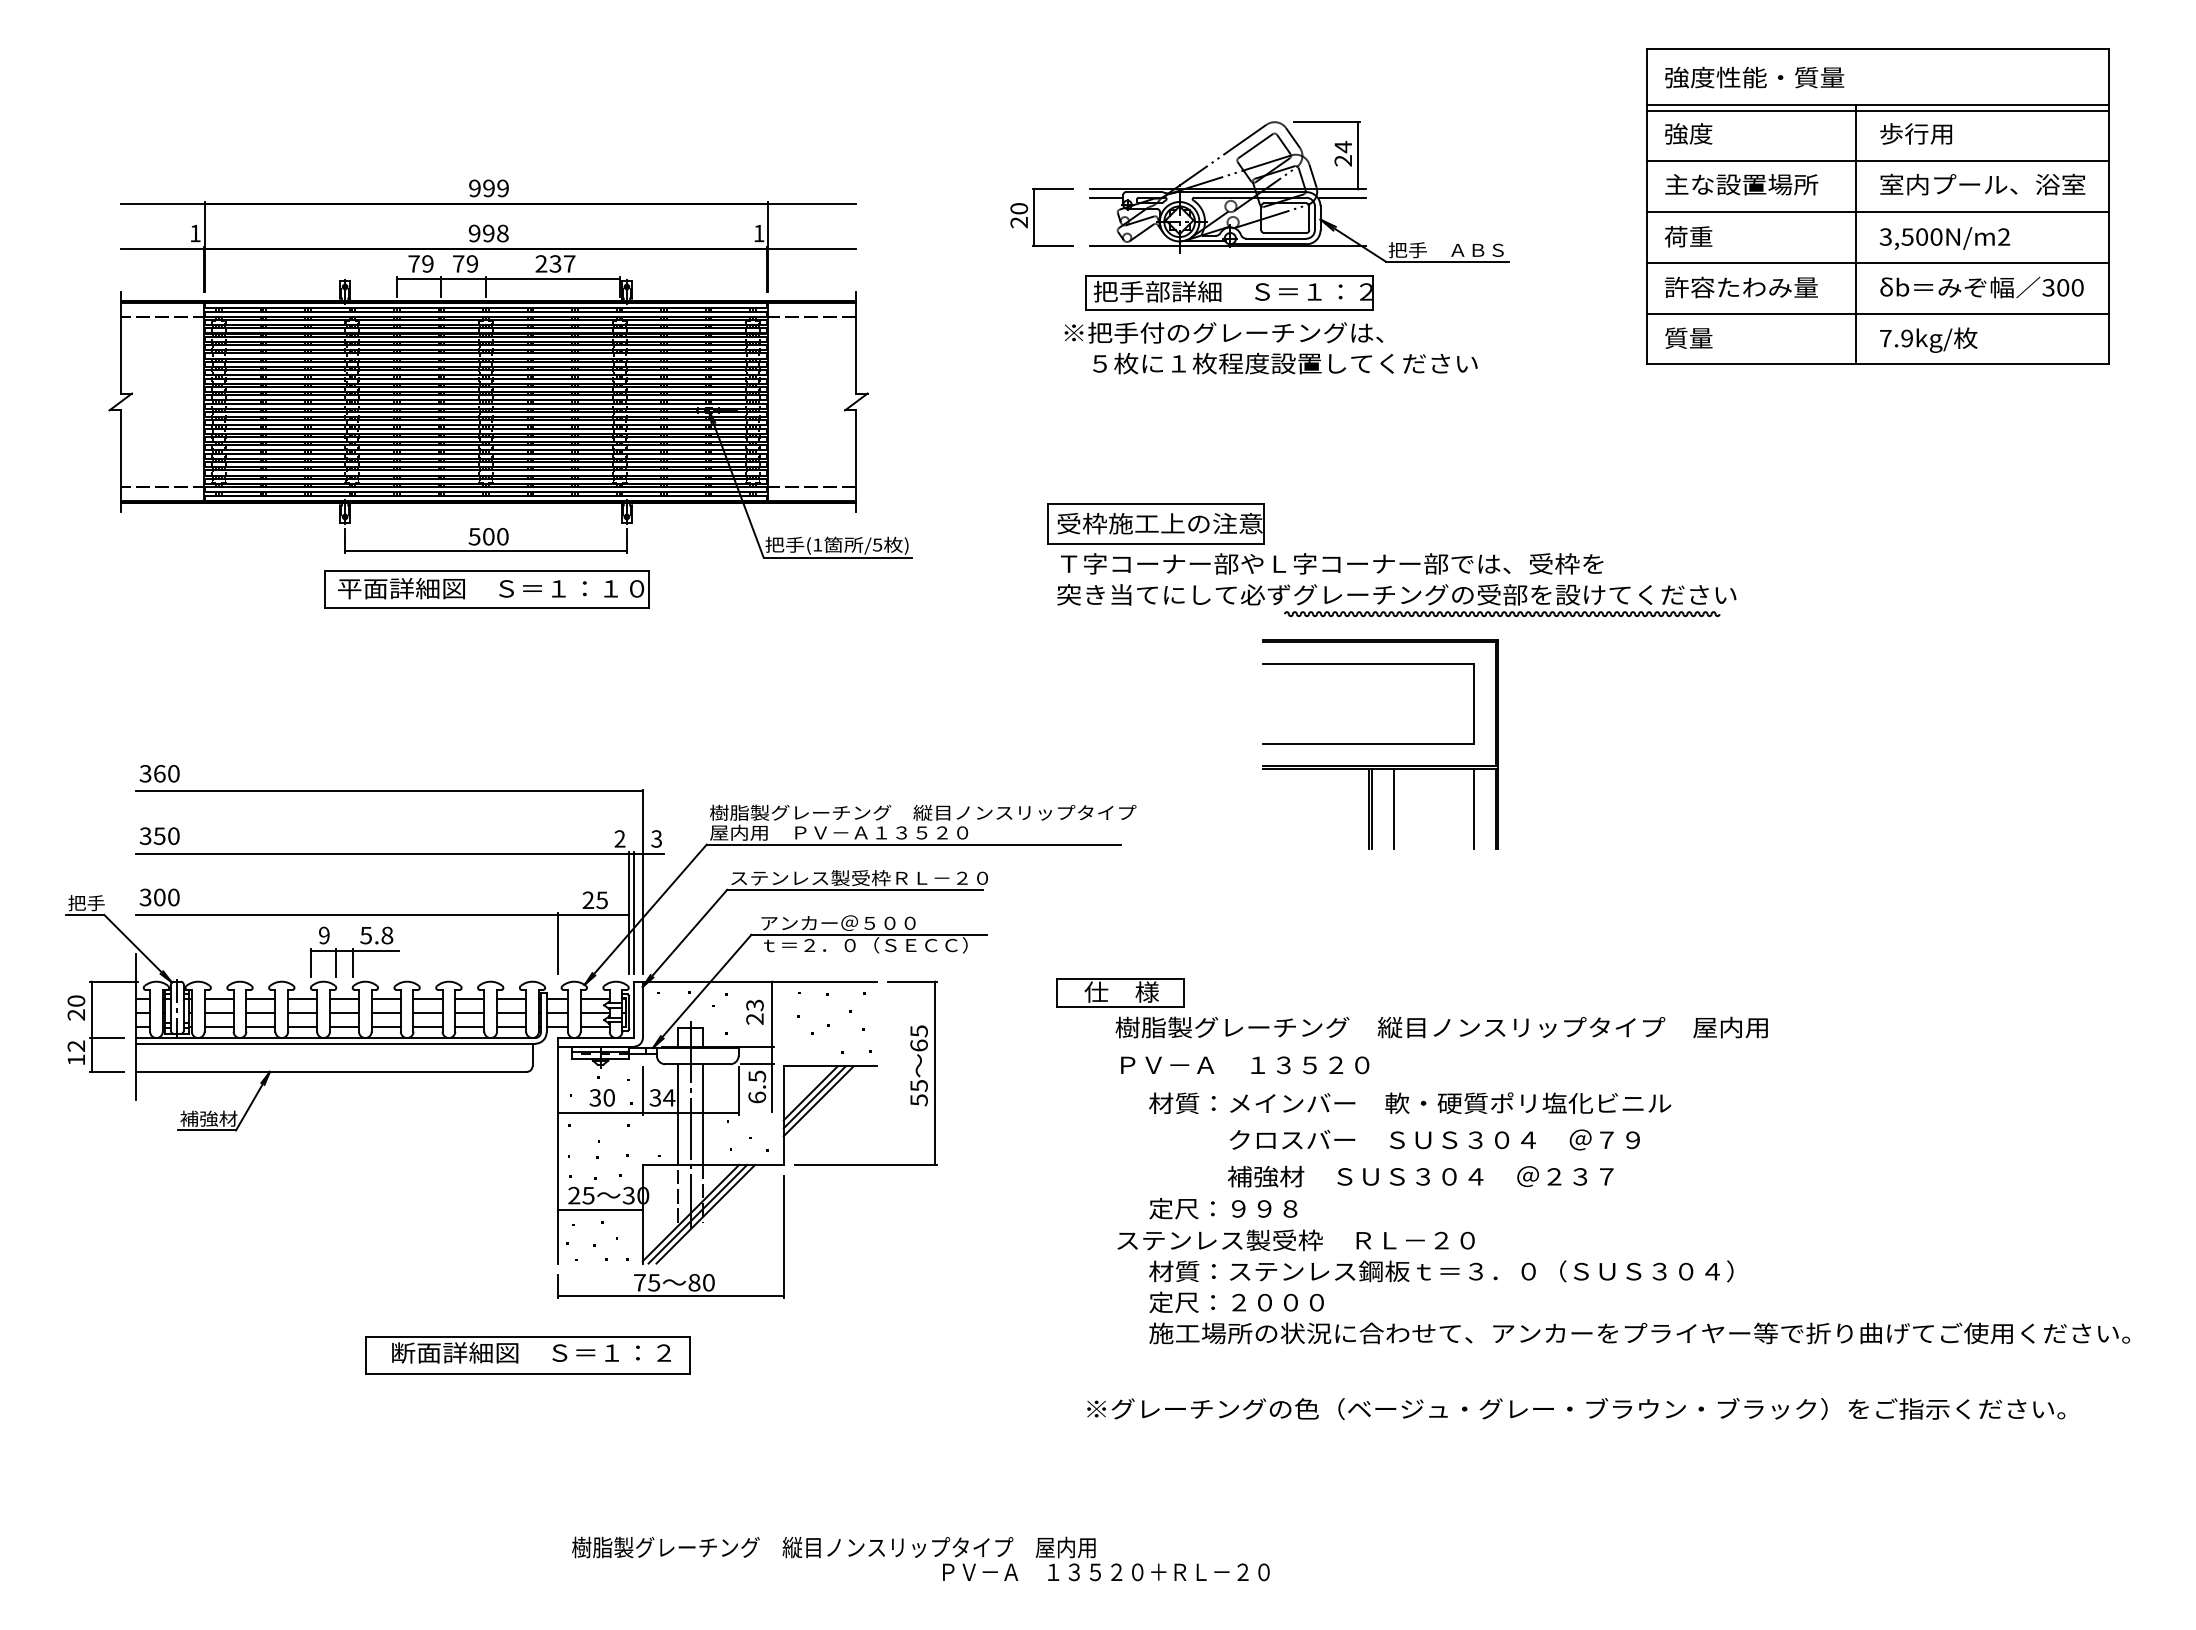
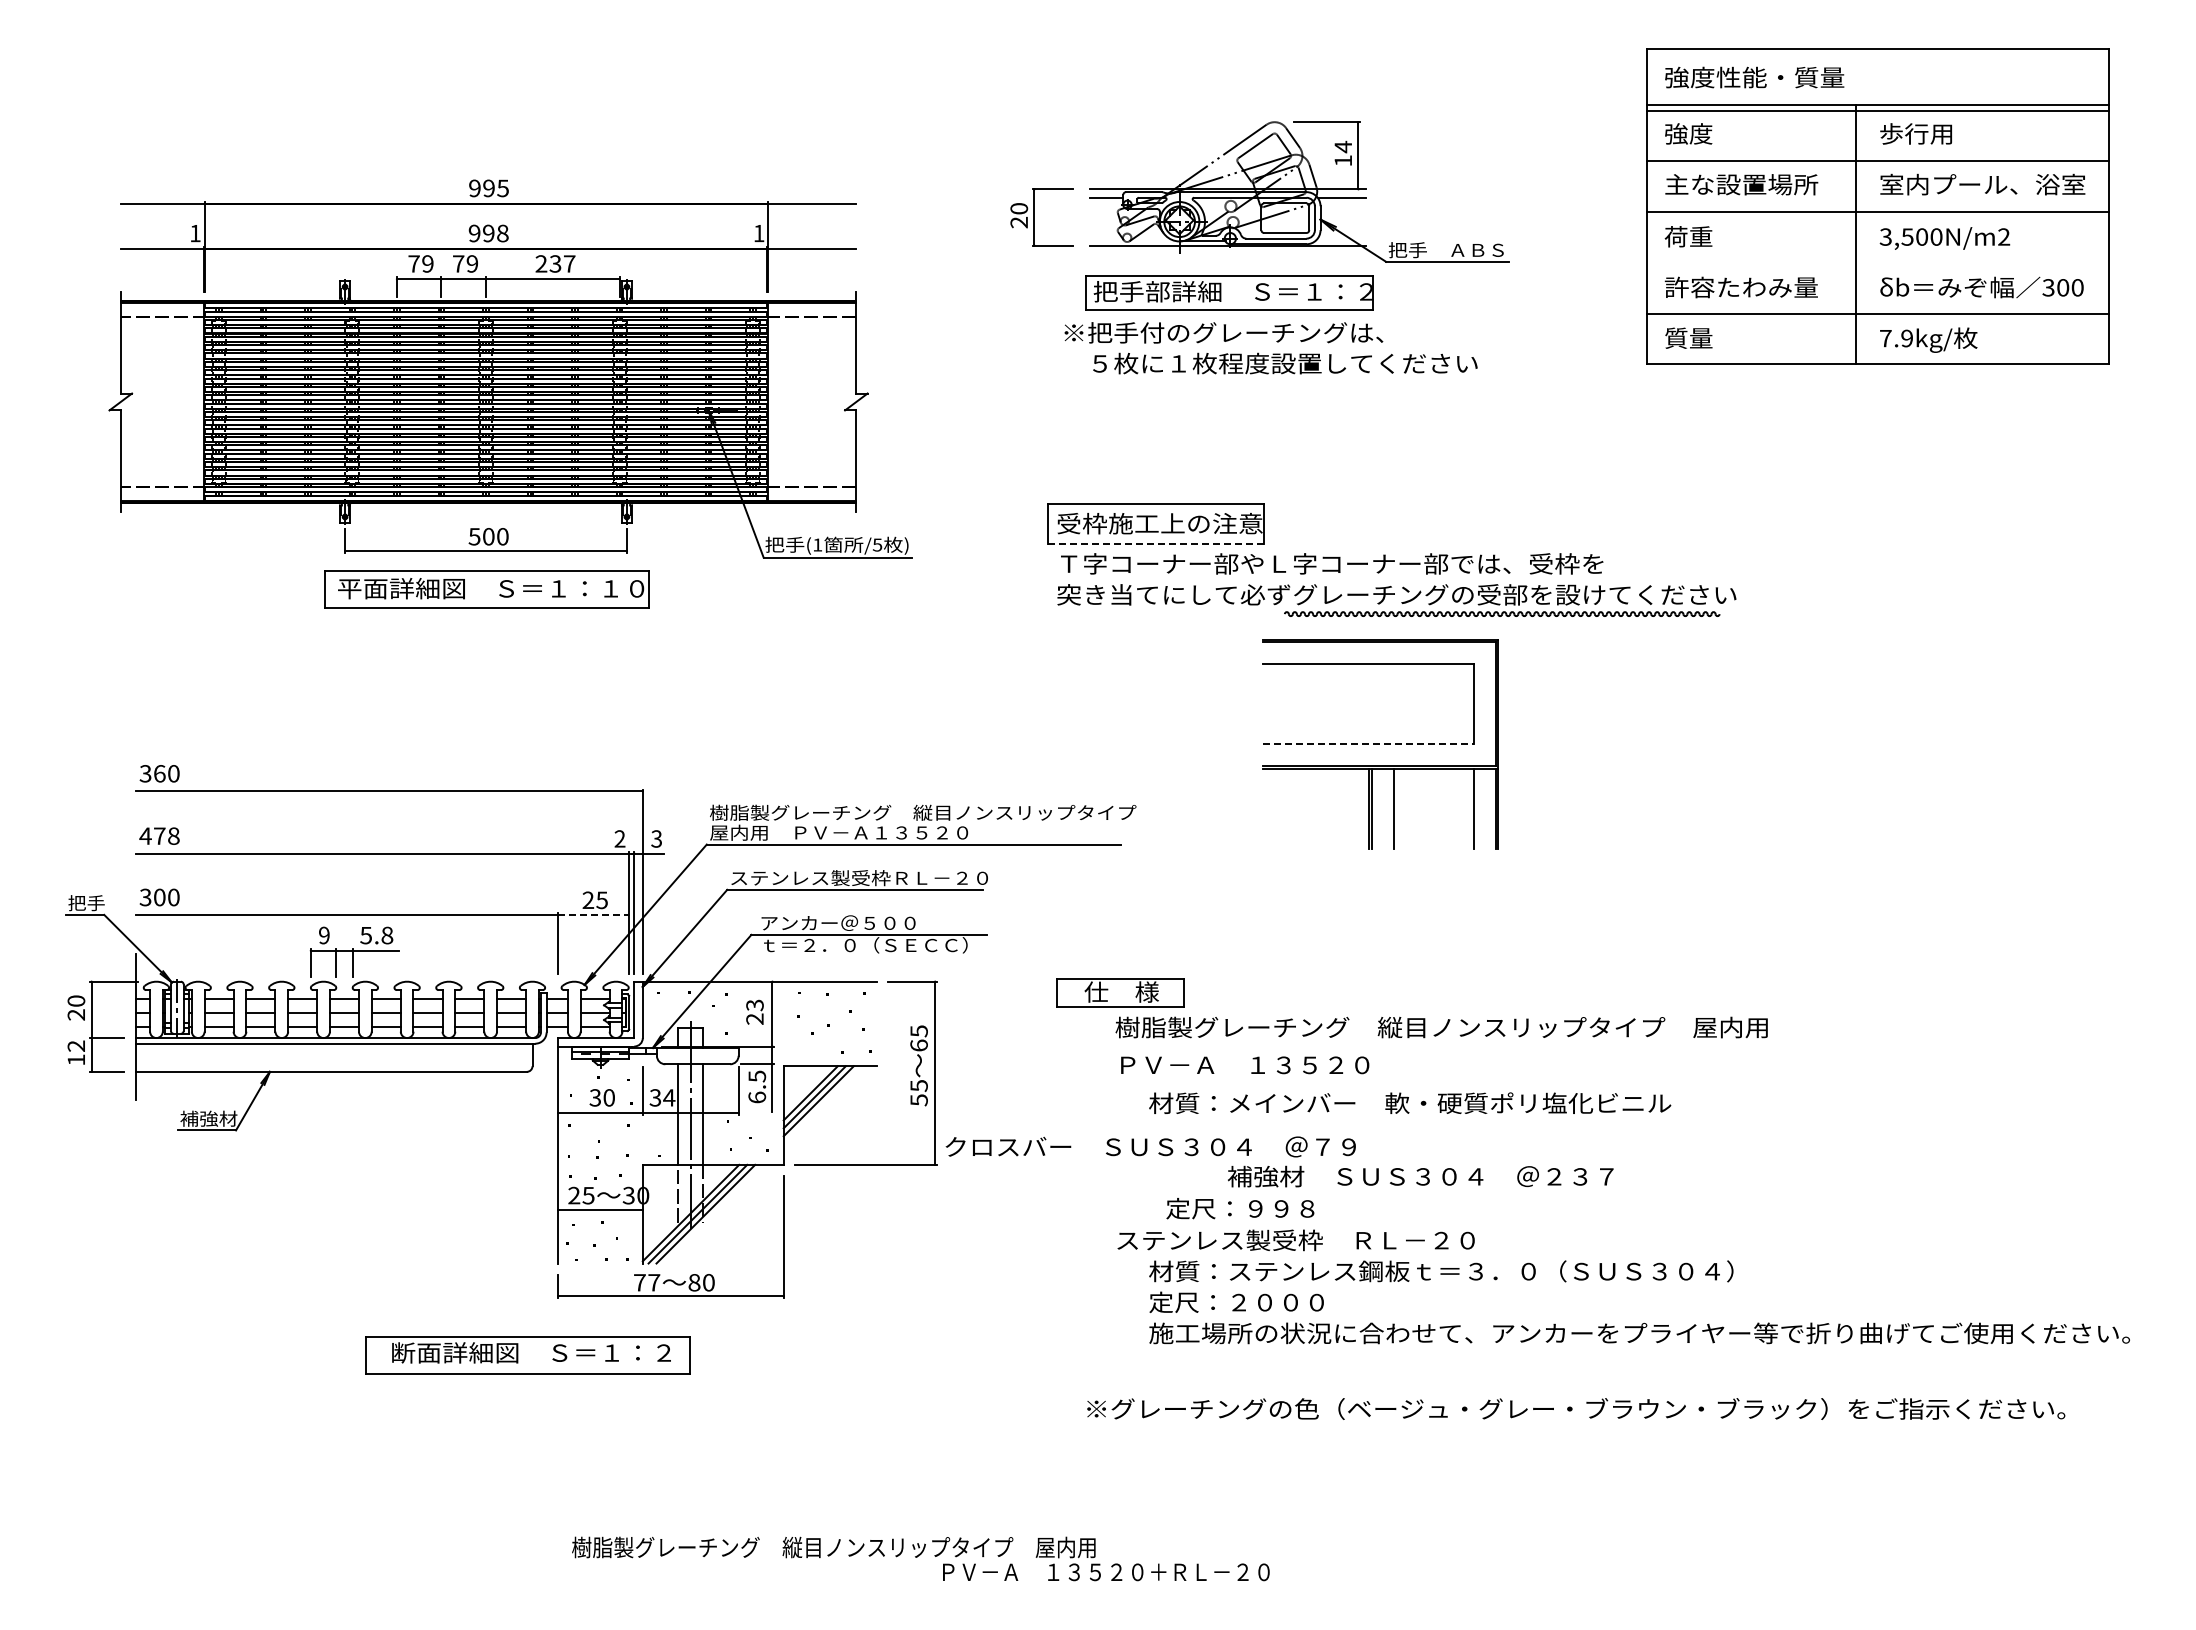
text: 24 -> 14 (1342, 160)
text: 999 -> 995 (502, 188)
line: present -> none (1877, 262)
line: solid -> dashed (1156, 543)
line: solid -> dashed (1369, 744)
text: 350 -> 478 (159, 835)
line: solid -> dashed (594, 914)
text position: (1434, 1139) -> (1150, 1146) (1150, 1146)
text position: (1223, 1208) -> (1240, 1208) (1240, 1208)
text: 75 -> 77 (654, 1282)
